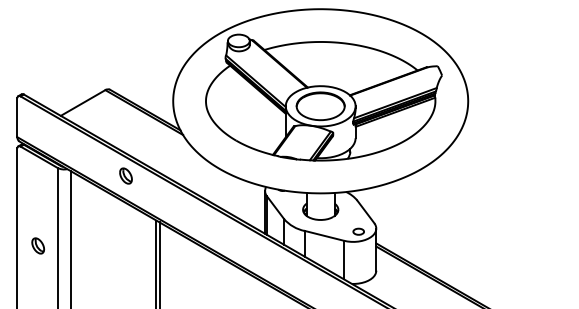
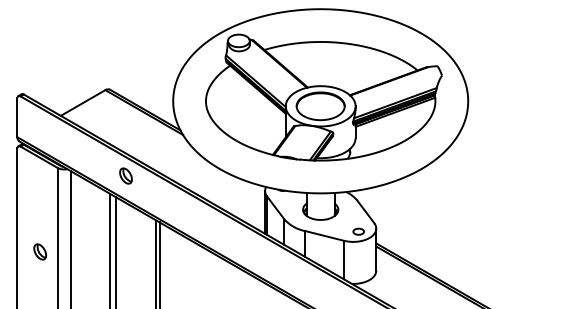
part position: (38, 245) -> (40, 251) (40, 251)
line: none -> present (109, 249)
line: none -> present (116, 251)
